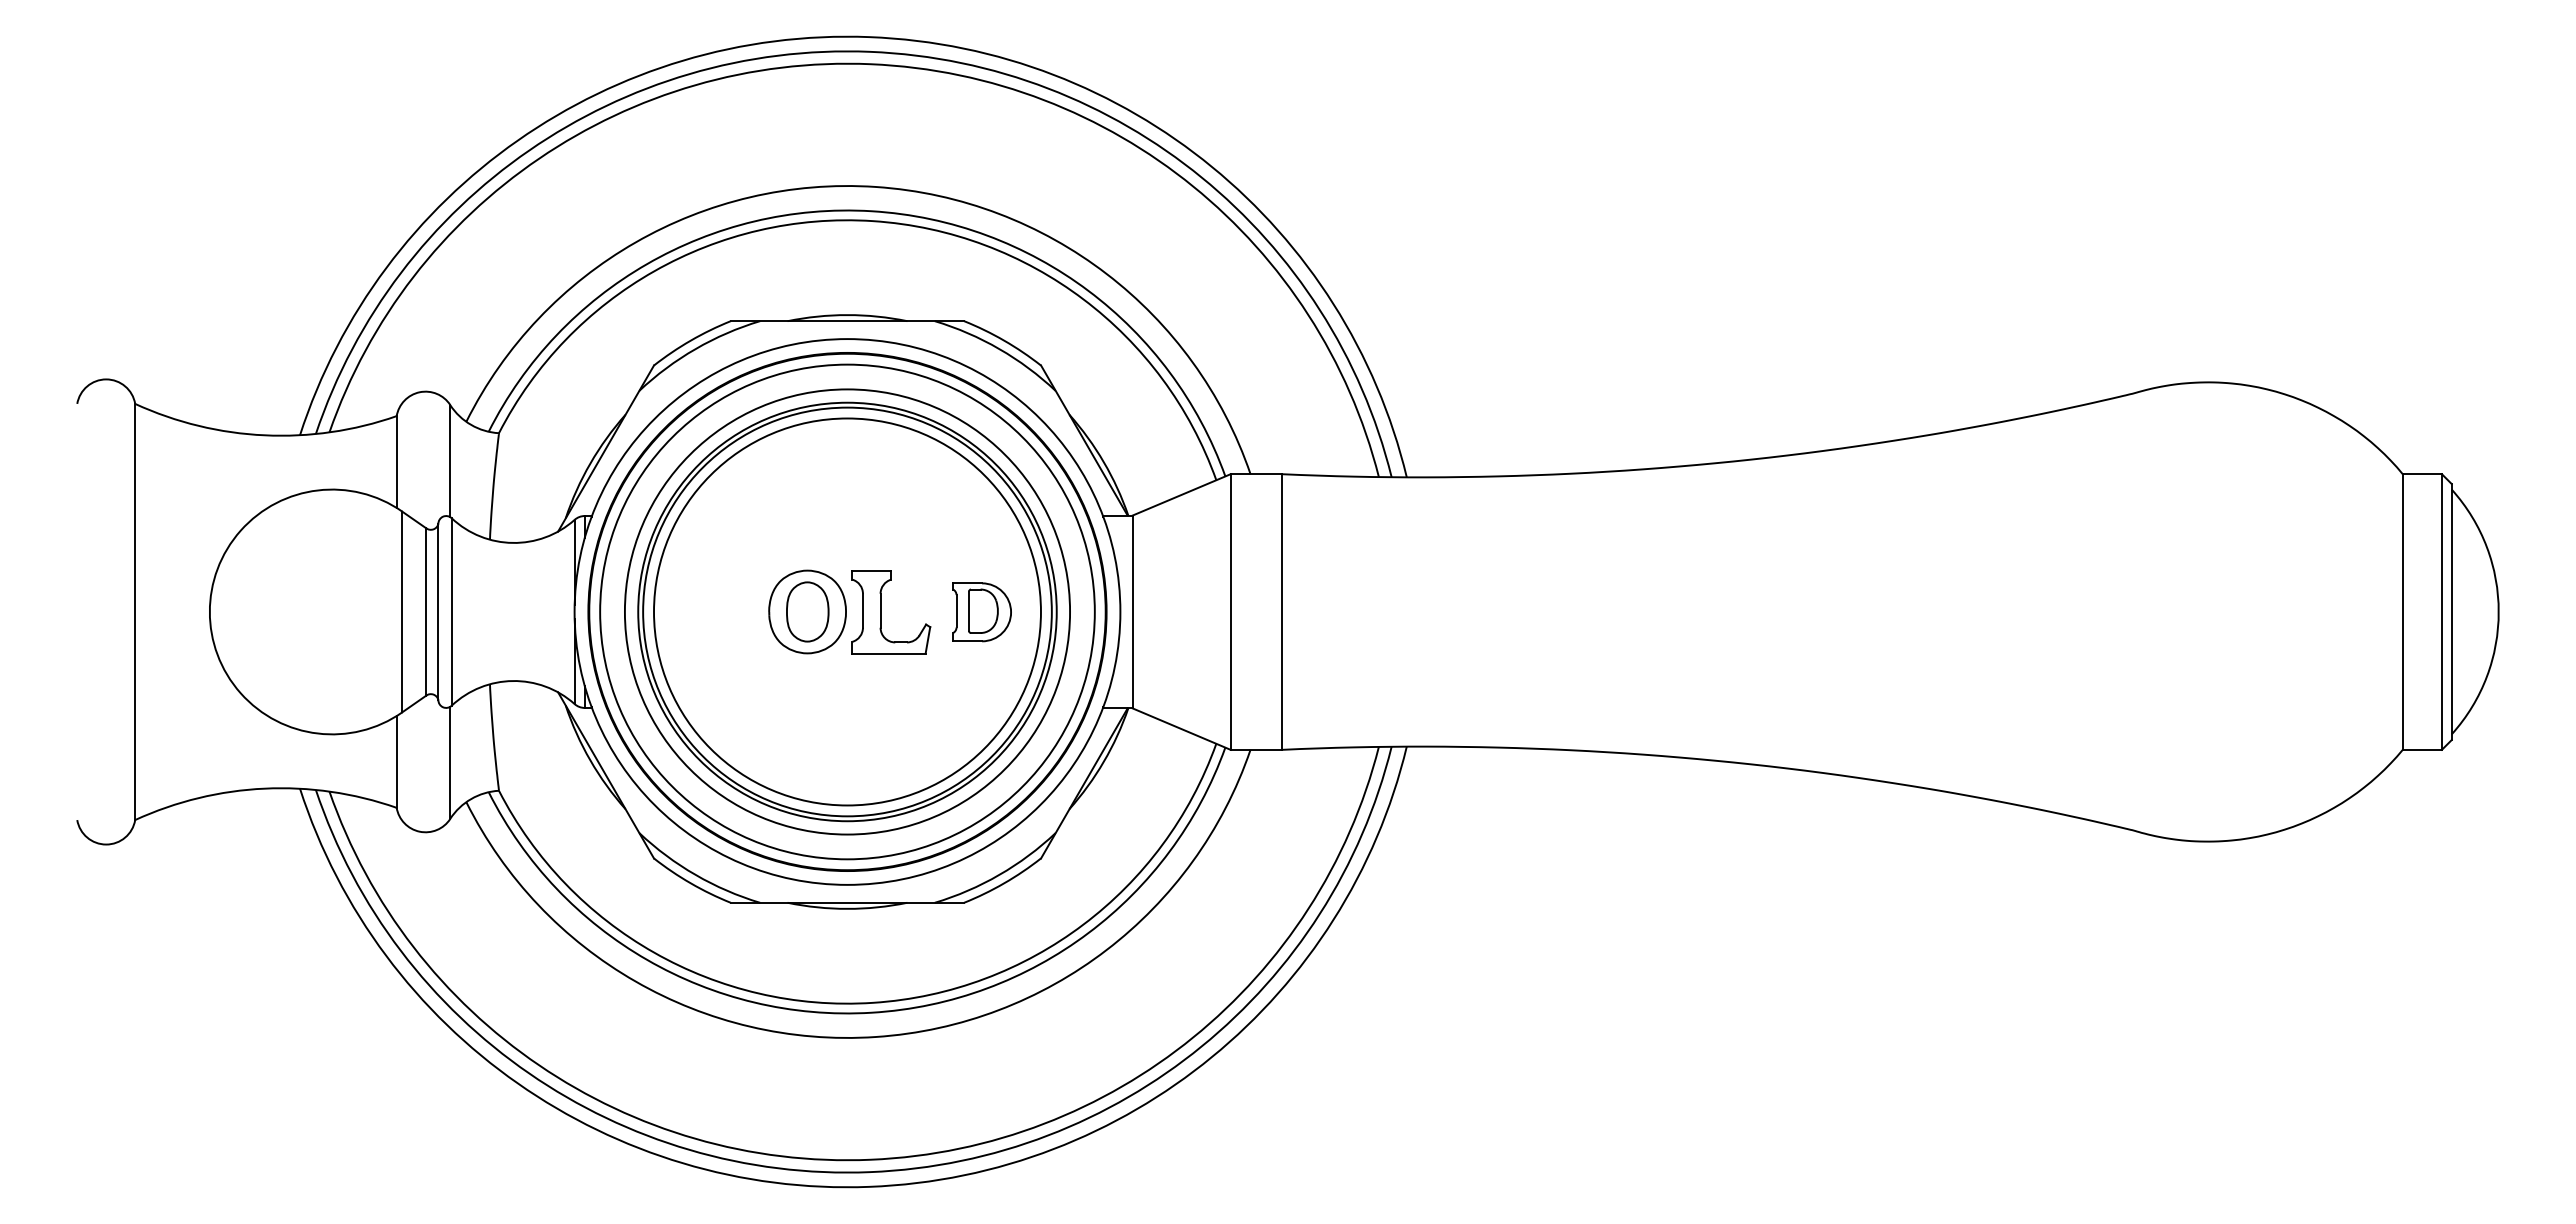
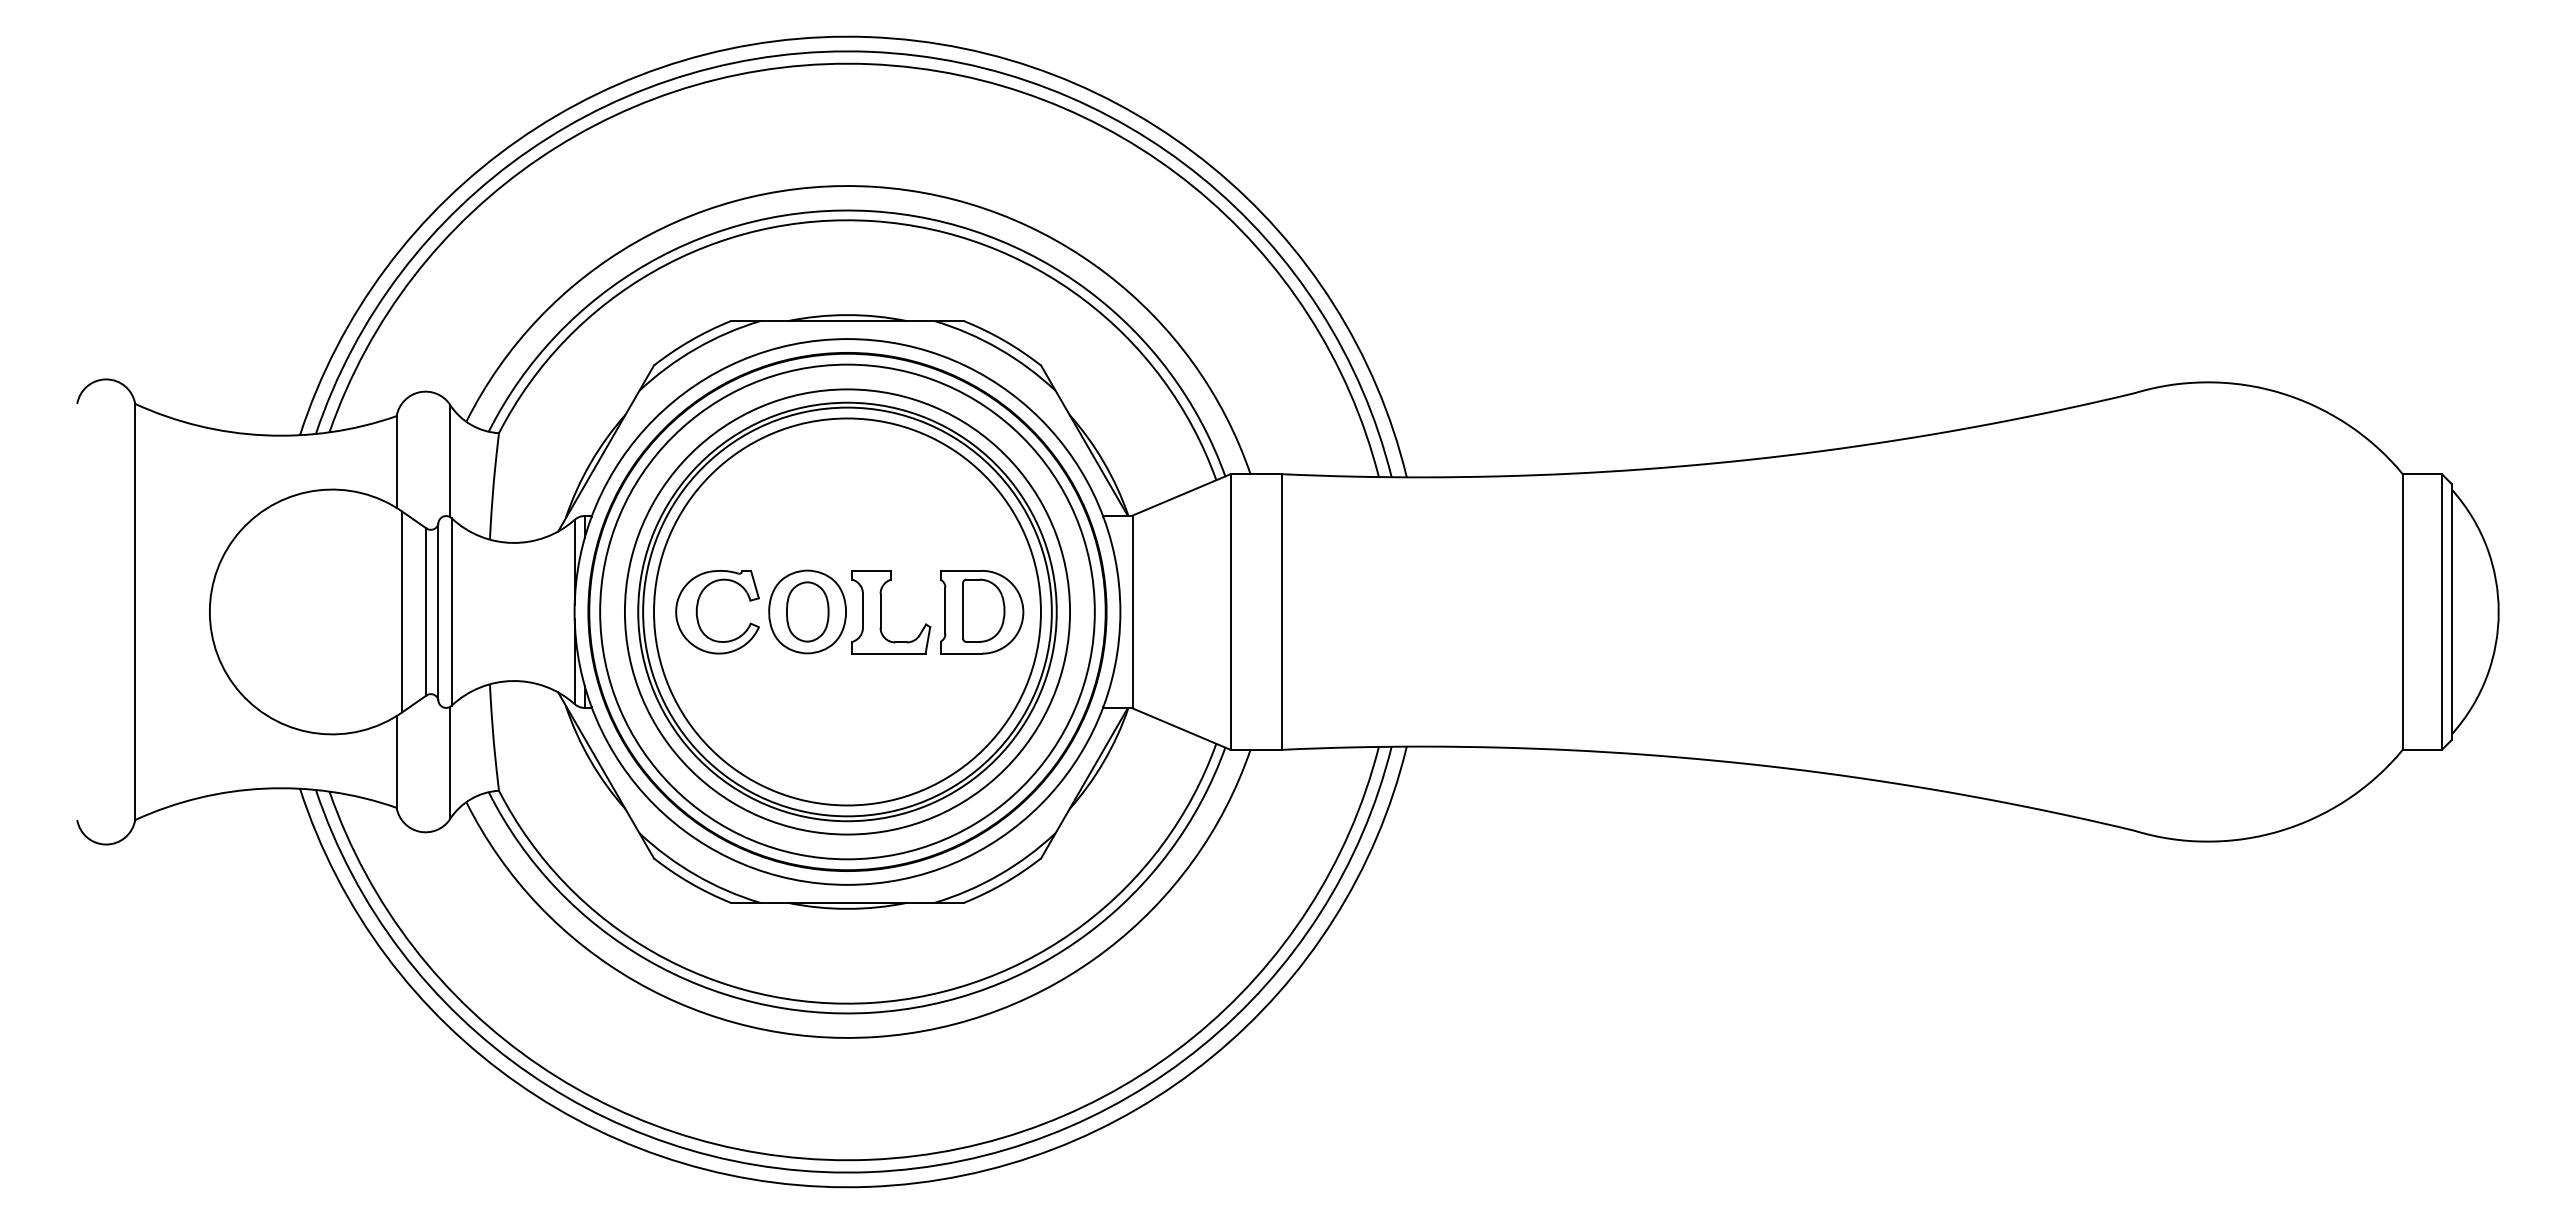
part: none -> present (698, 605)
part size: 60x61 px -> 85x85 px (982, 612)
